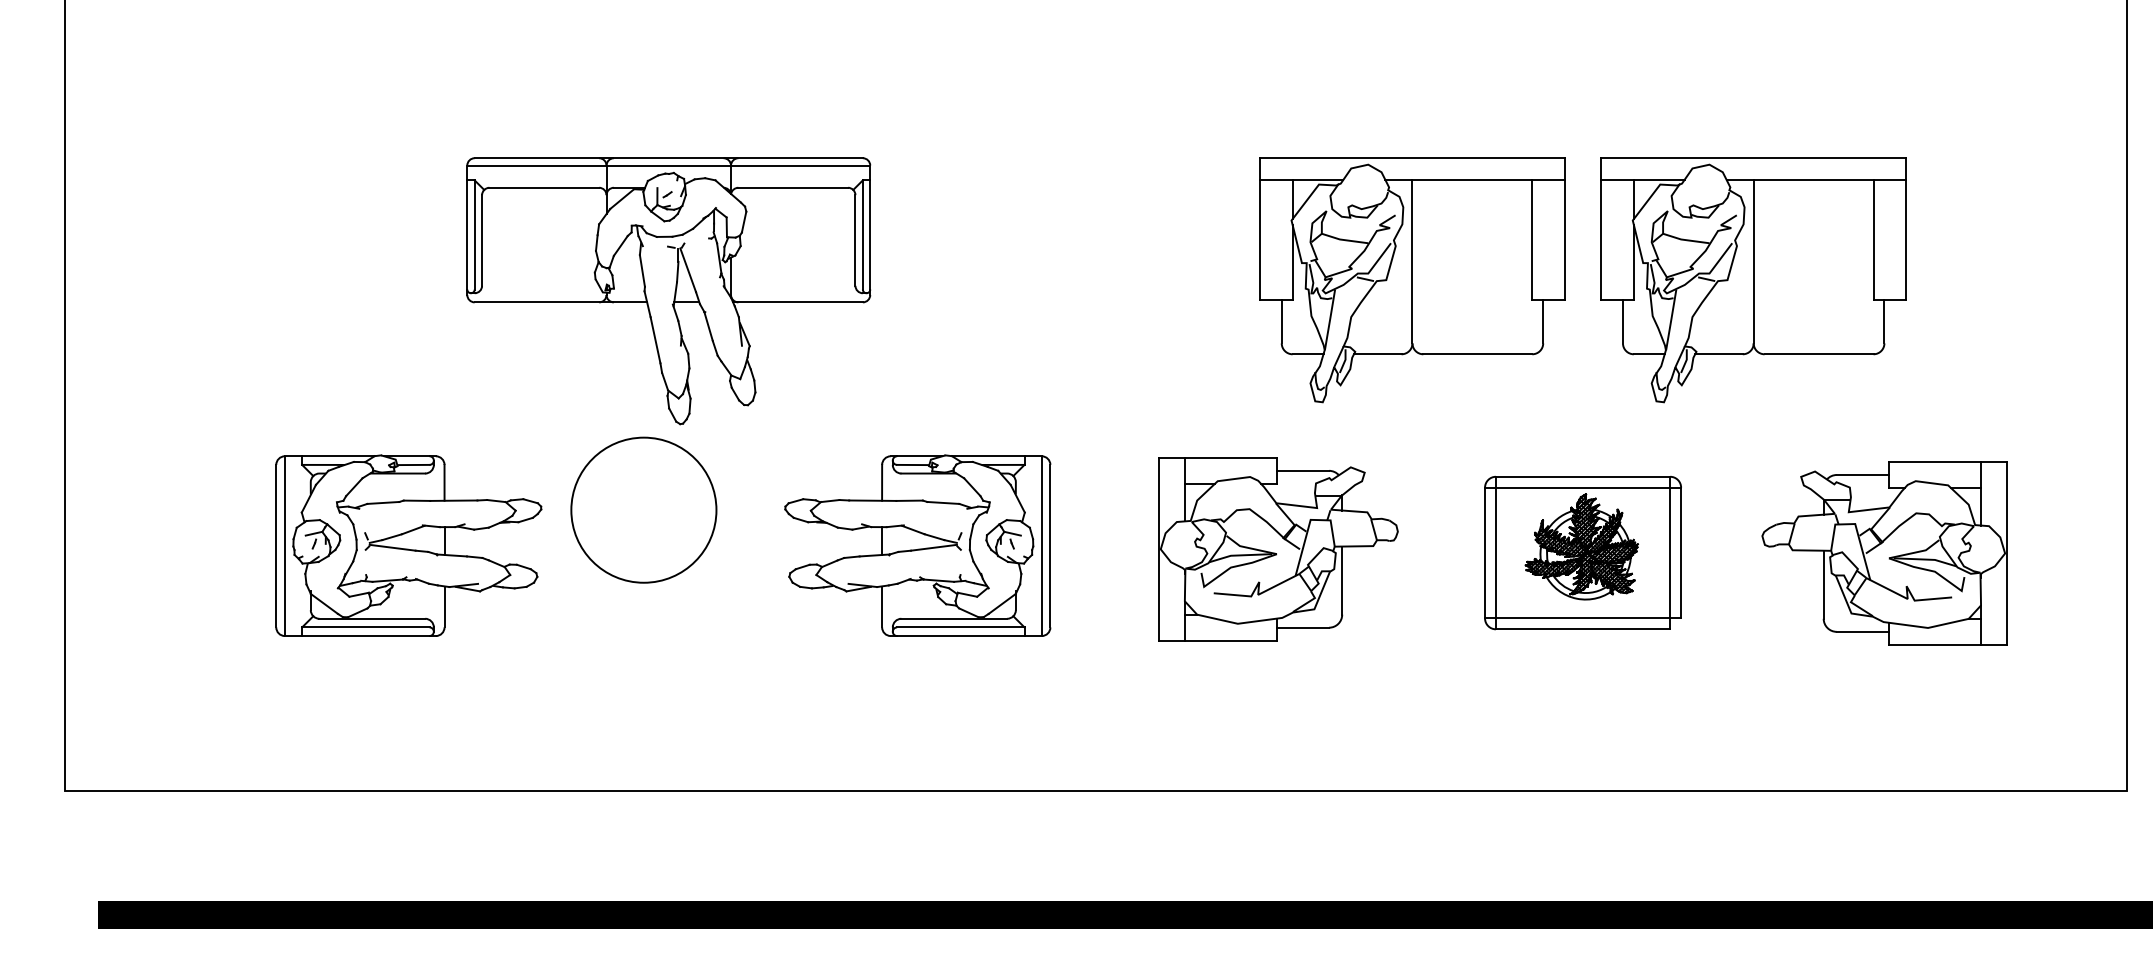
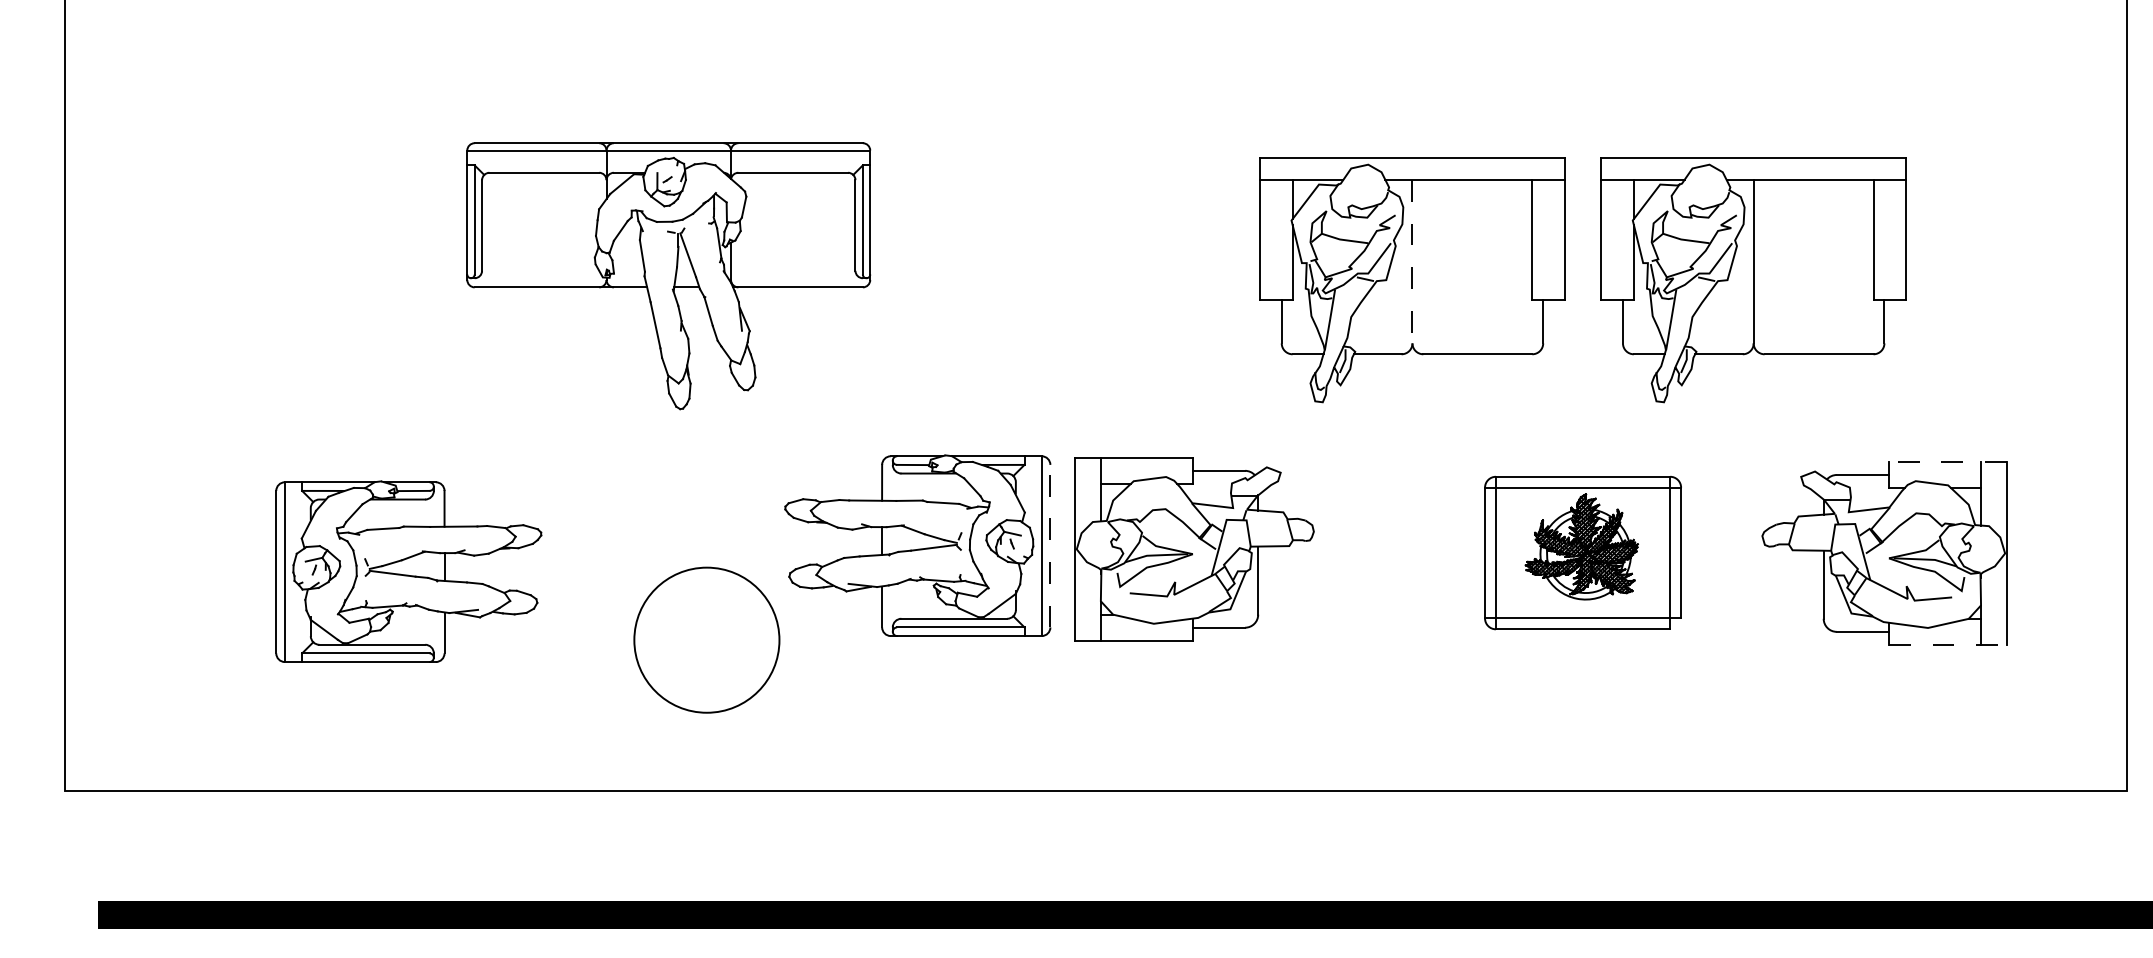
line: solid -> dashed (1412, 261)
part position: (668, 291) -> (668, 276) (668, 276)
line: solid -> dashed (1947, 461)
circle position: (643, 509) -> (706, 639) (706, 639)
part position: (408, 545) -> (408, 571) (408, 571)
line: solid -> dashed (1050, 545)
part position: (1278, 549) -> (1194, 549) (1194, 549)
line: solid -> dashed (1947, 644)
